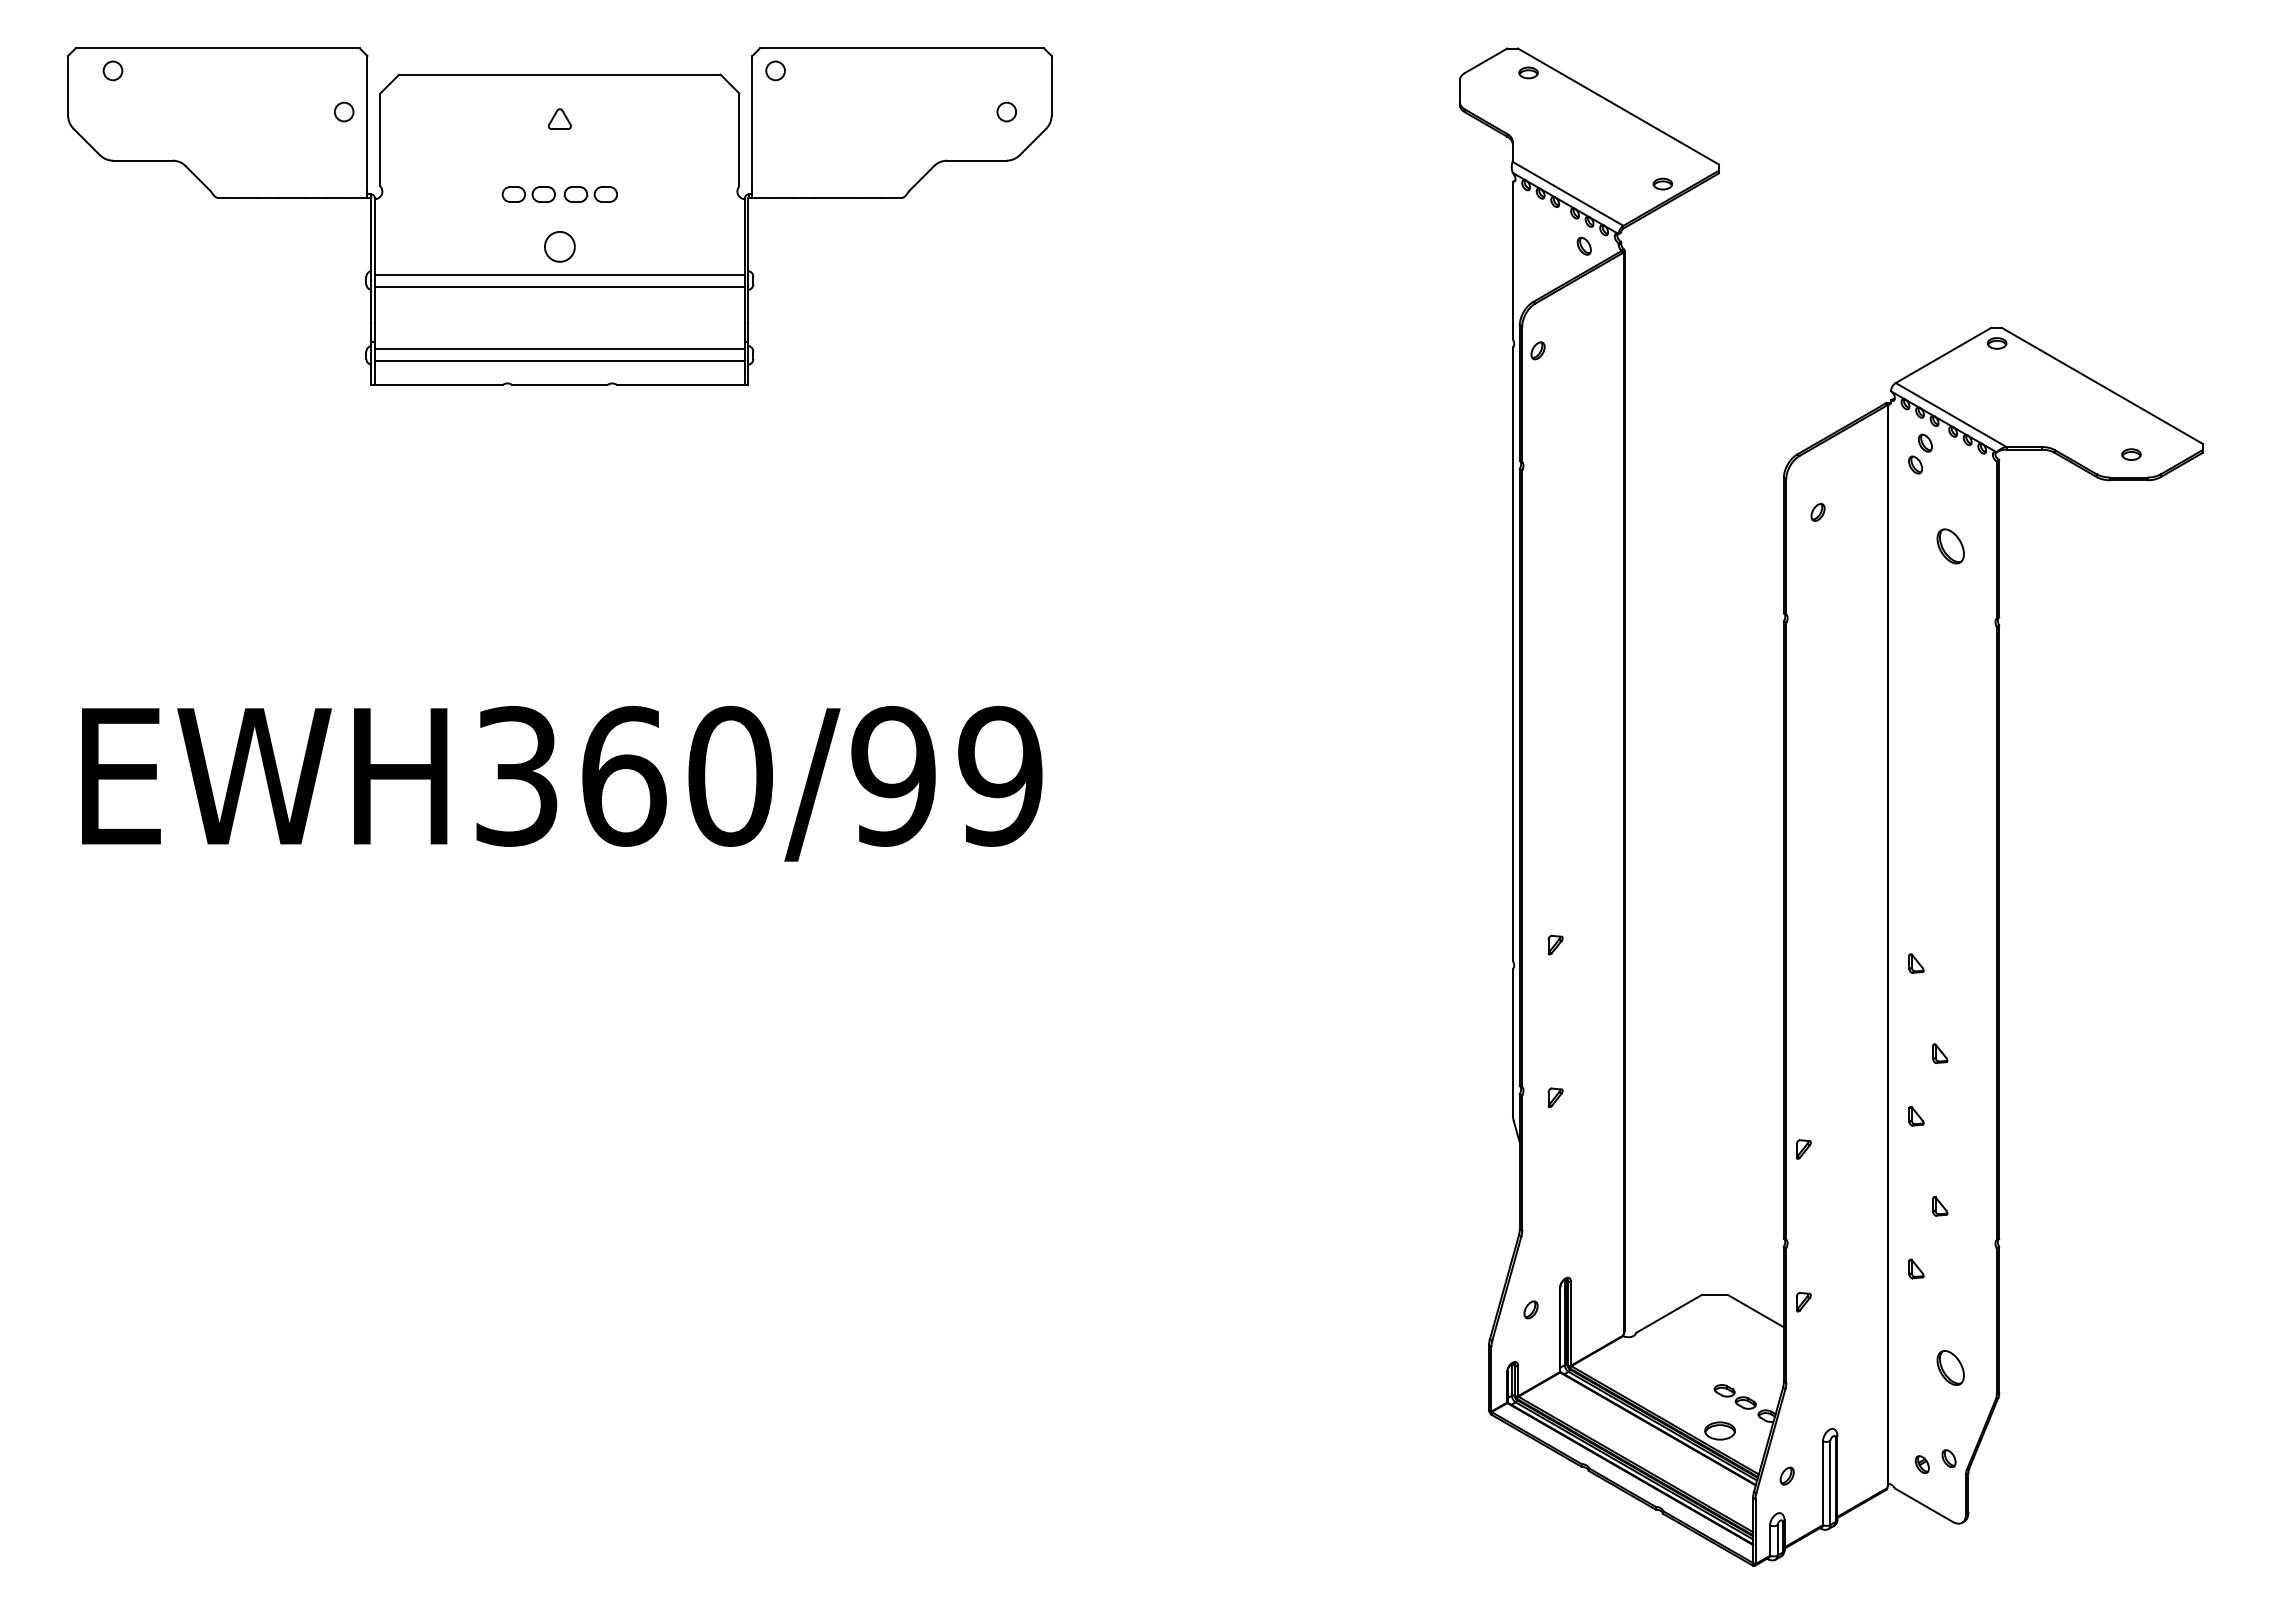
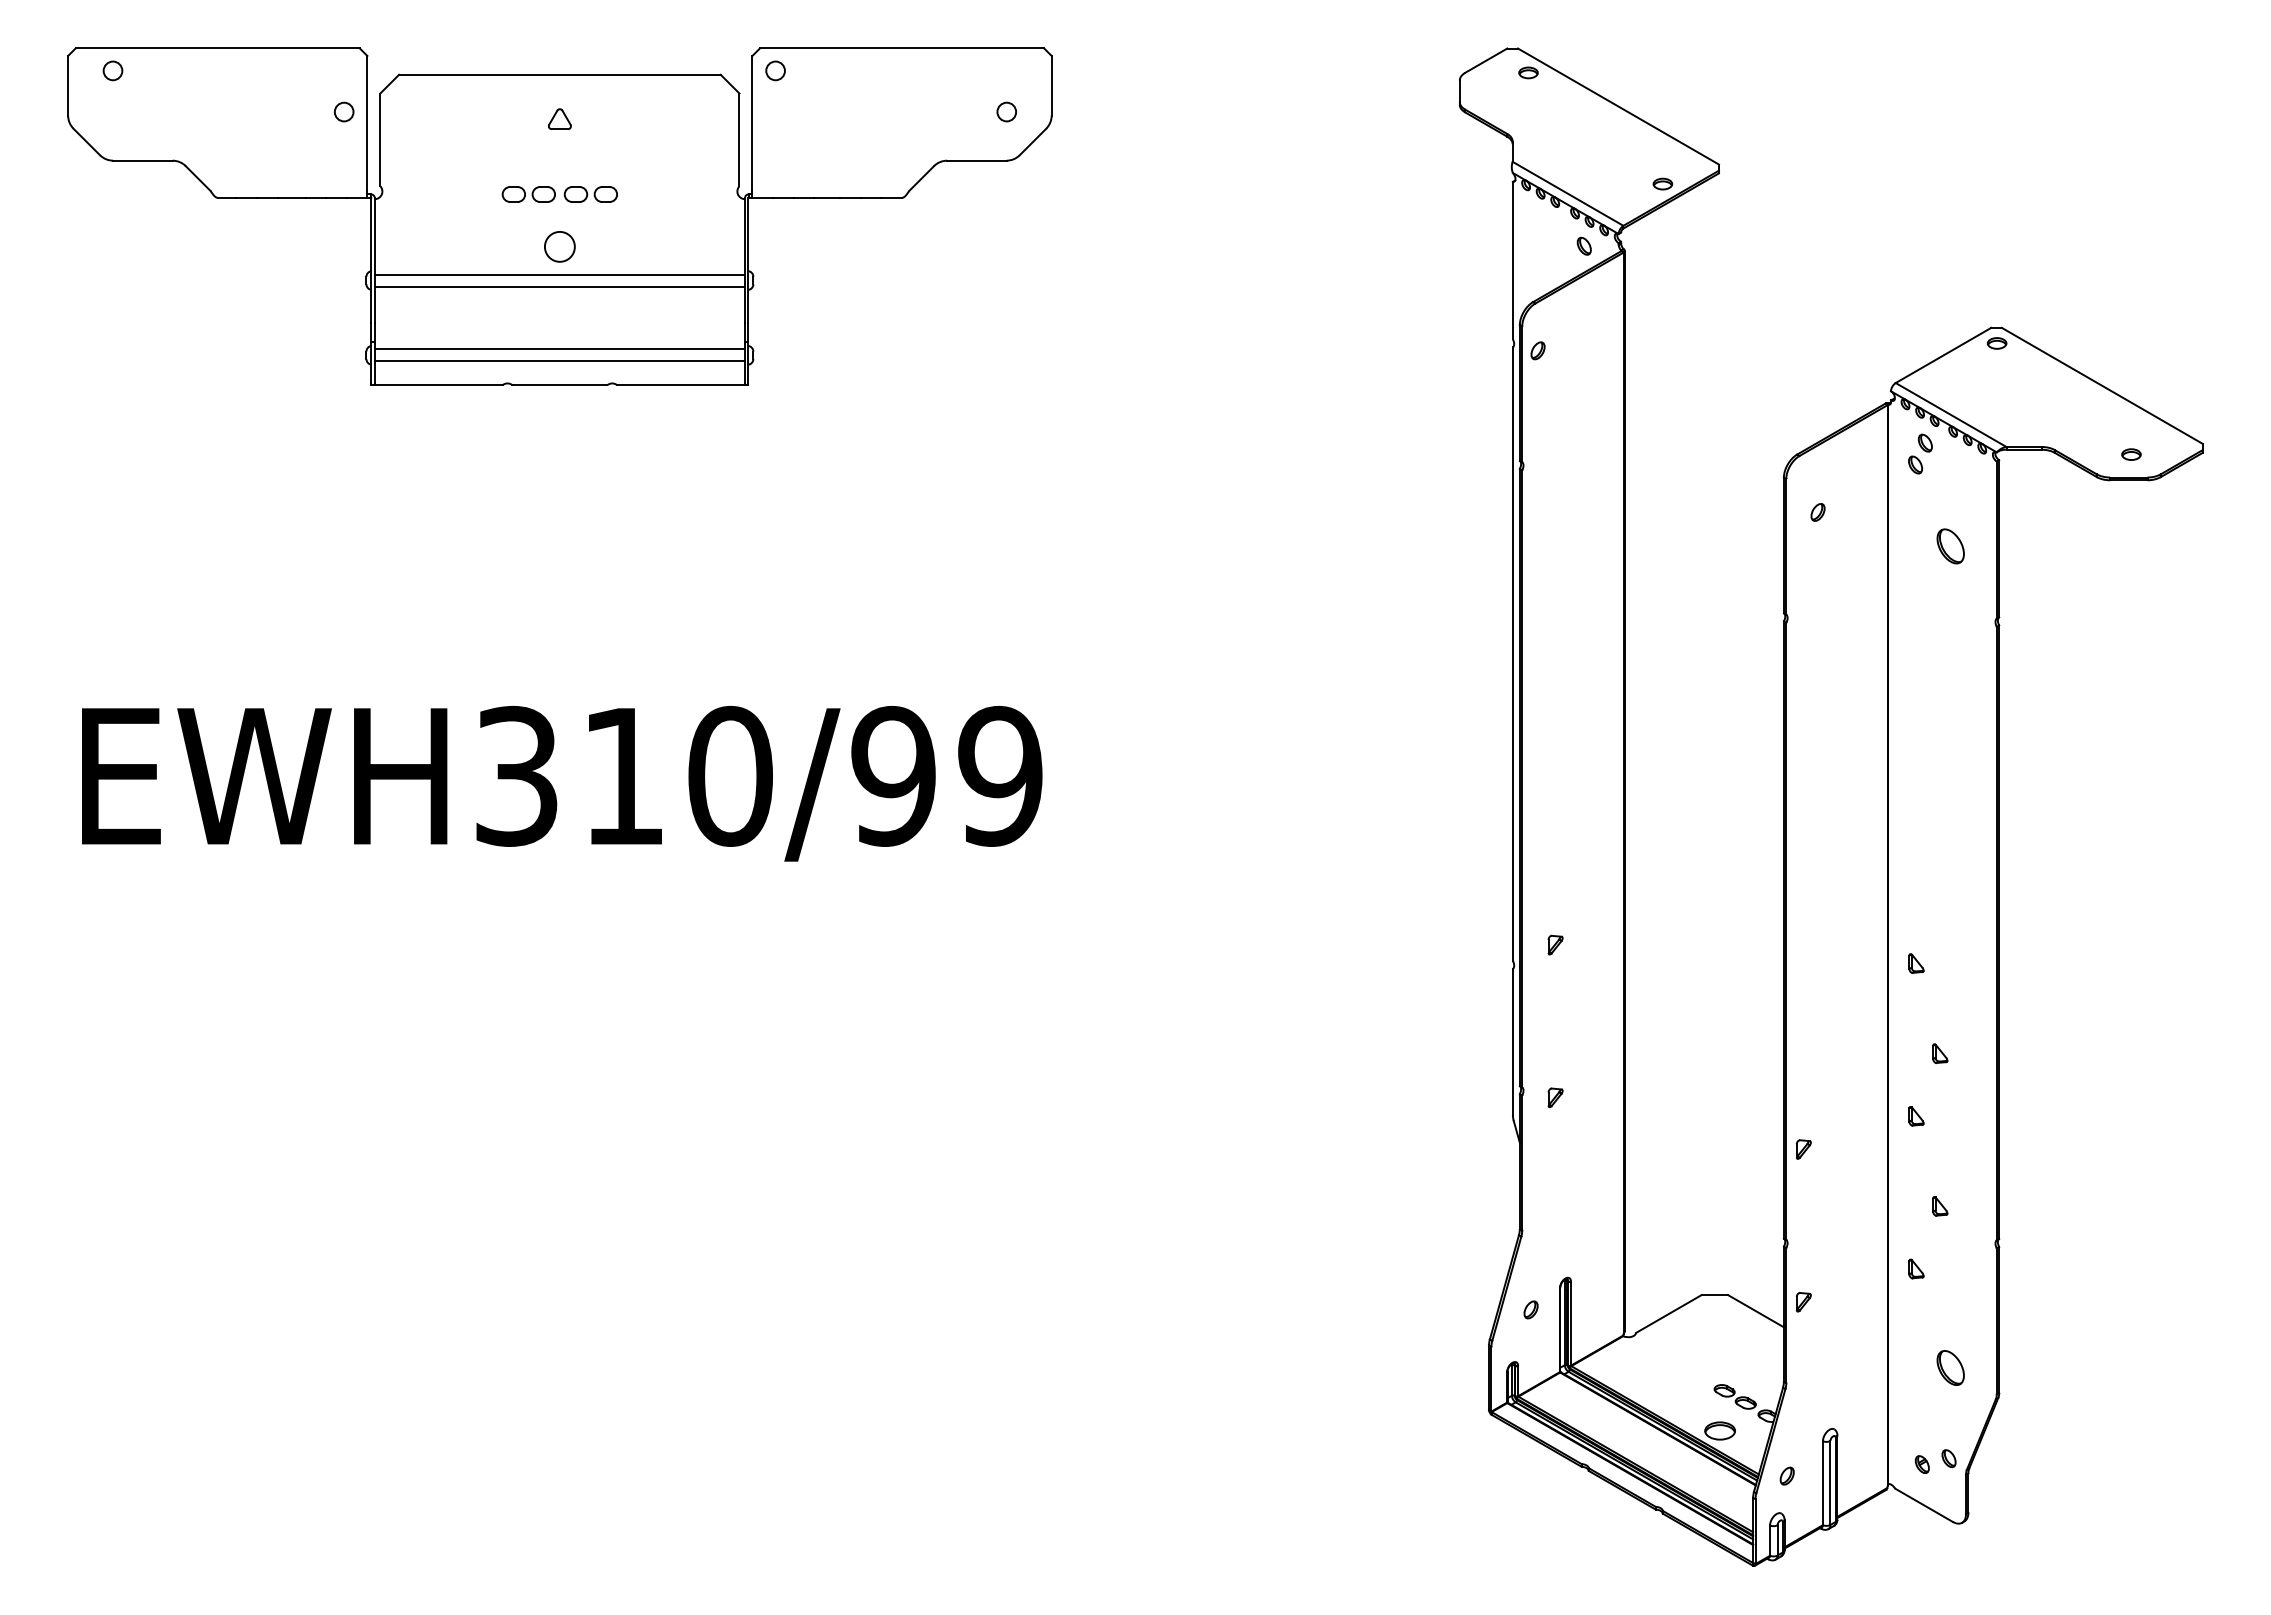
text: EWH360/99 -> EWH310/99 (624, 775)
